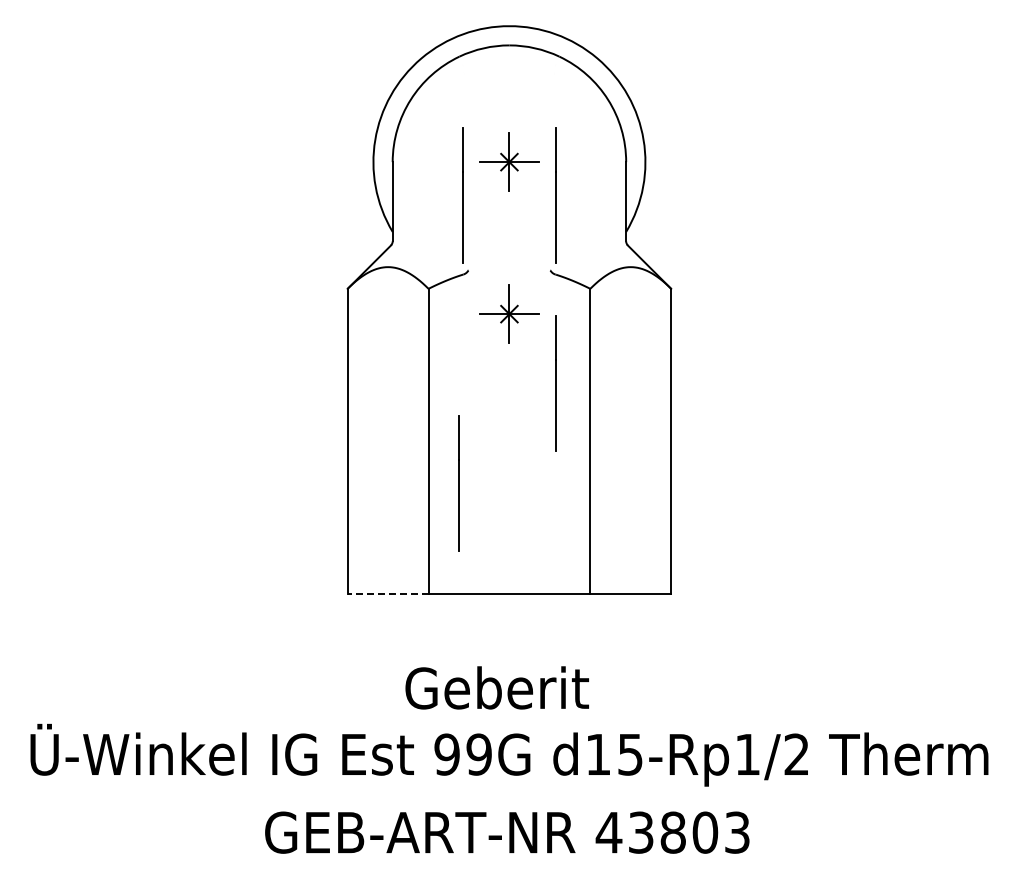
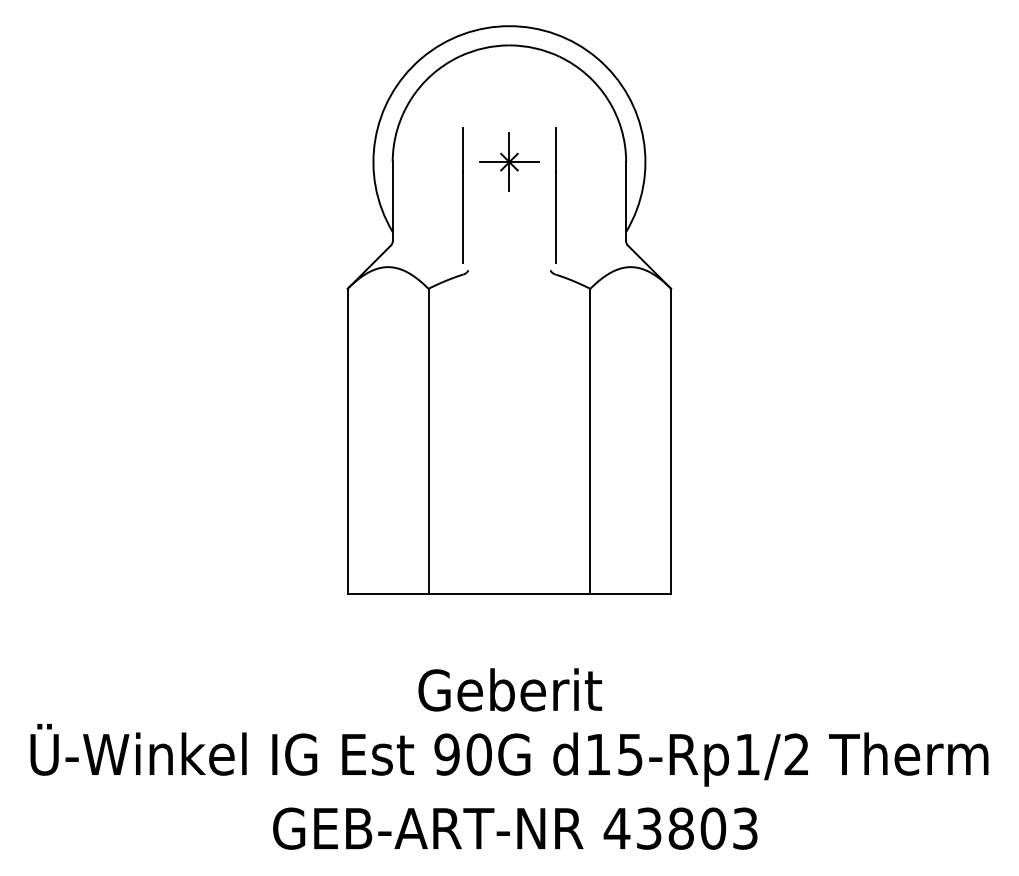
part: present -> none (509, 313)
line: present -> none (555, 383)
line: present -> none (458, 483)
line: dashed -> solid (387, 594)
text position: (496, 687) -> (509, 689) (509, 689)
text: 99G -> 90G (478, 754)
text position: (507, 832) -> (515, 828) (515, 828)
